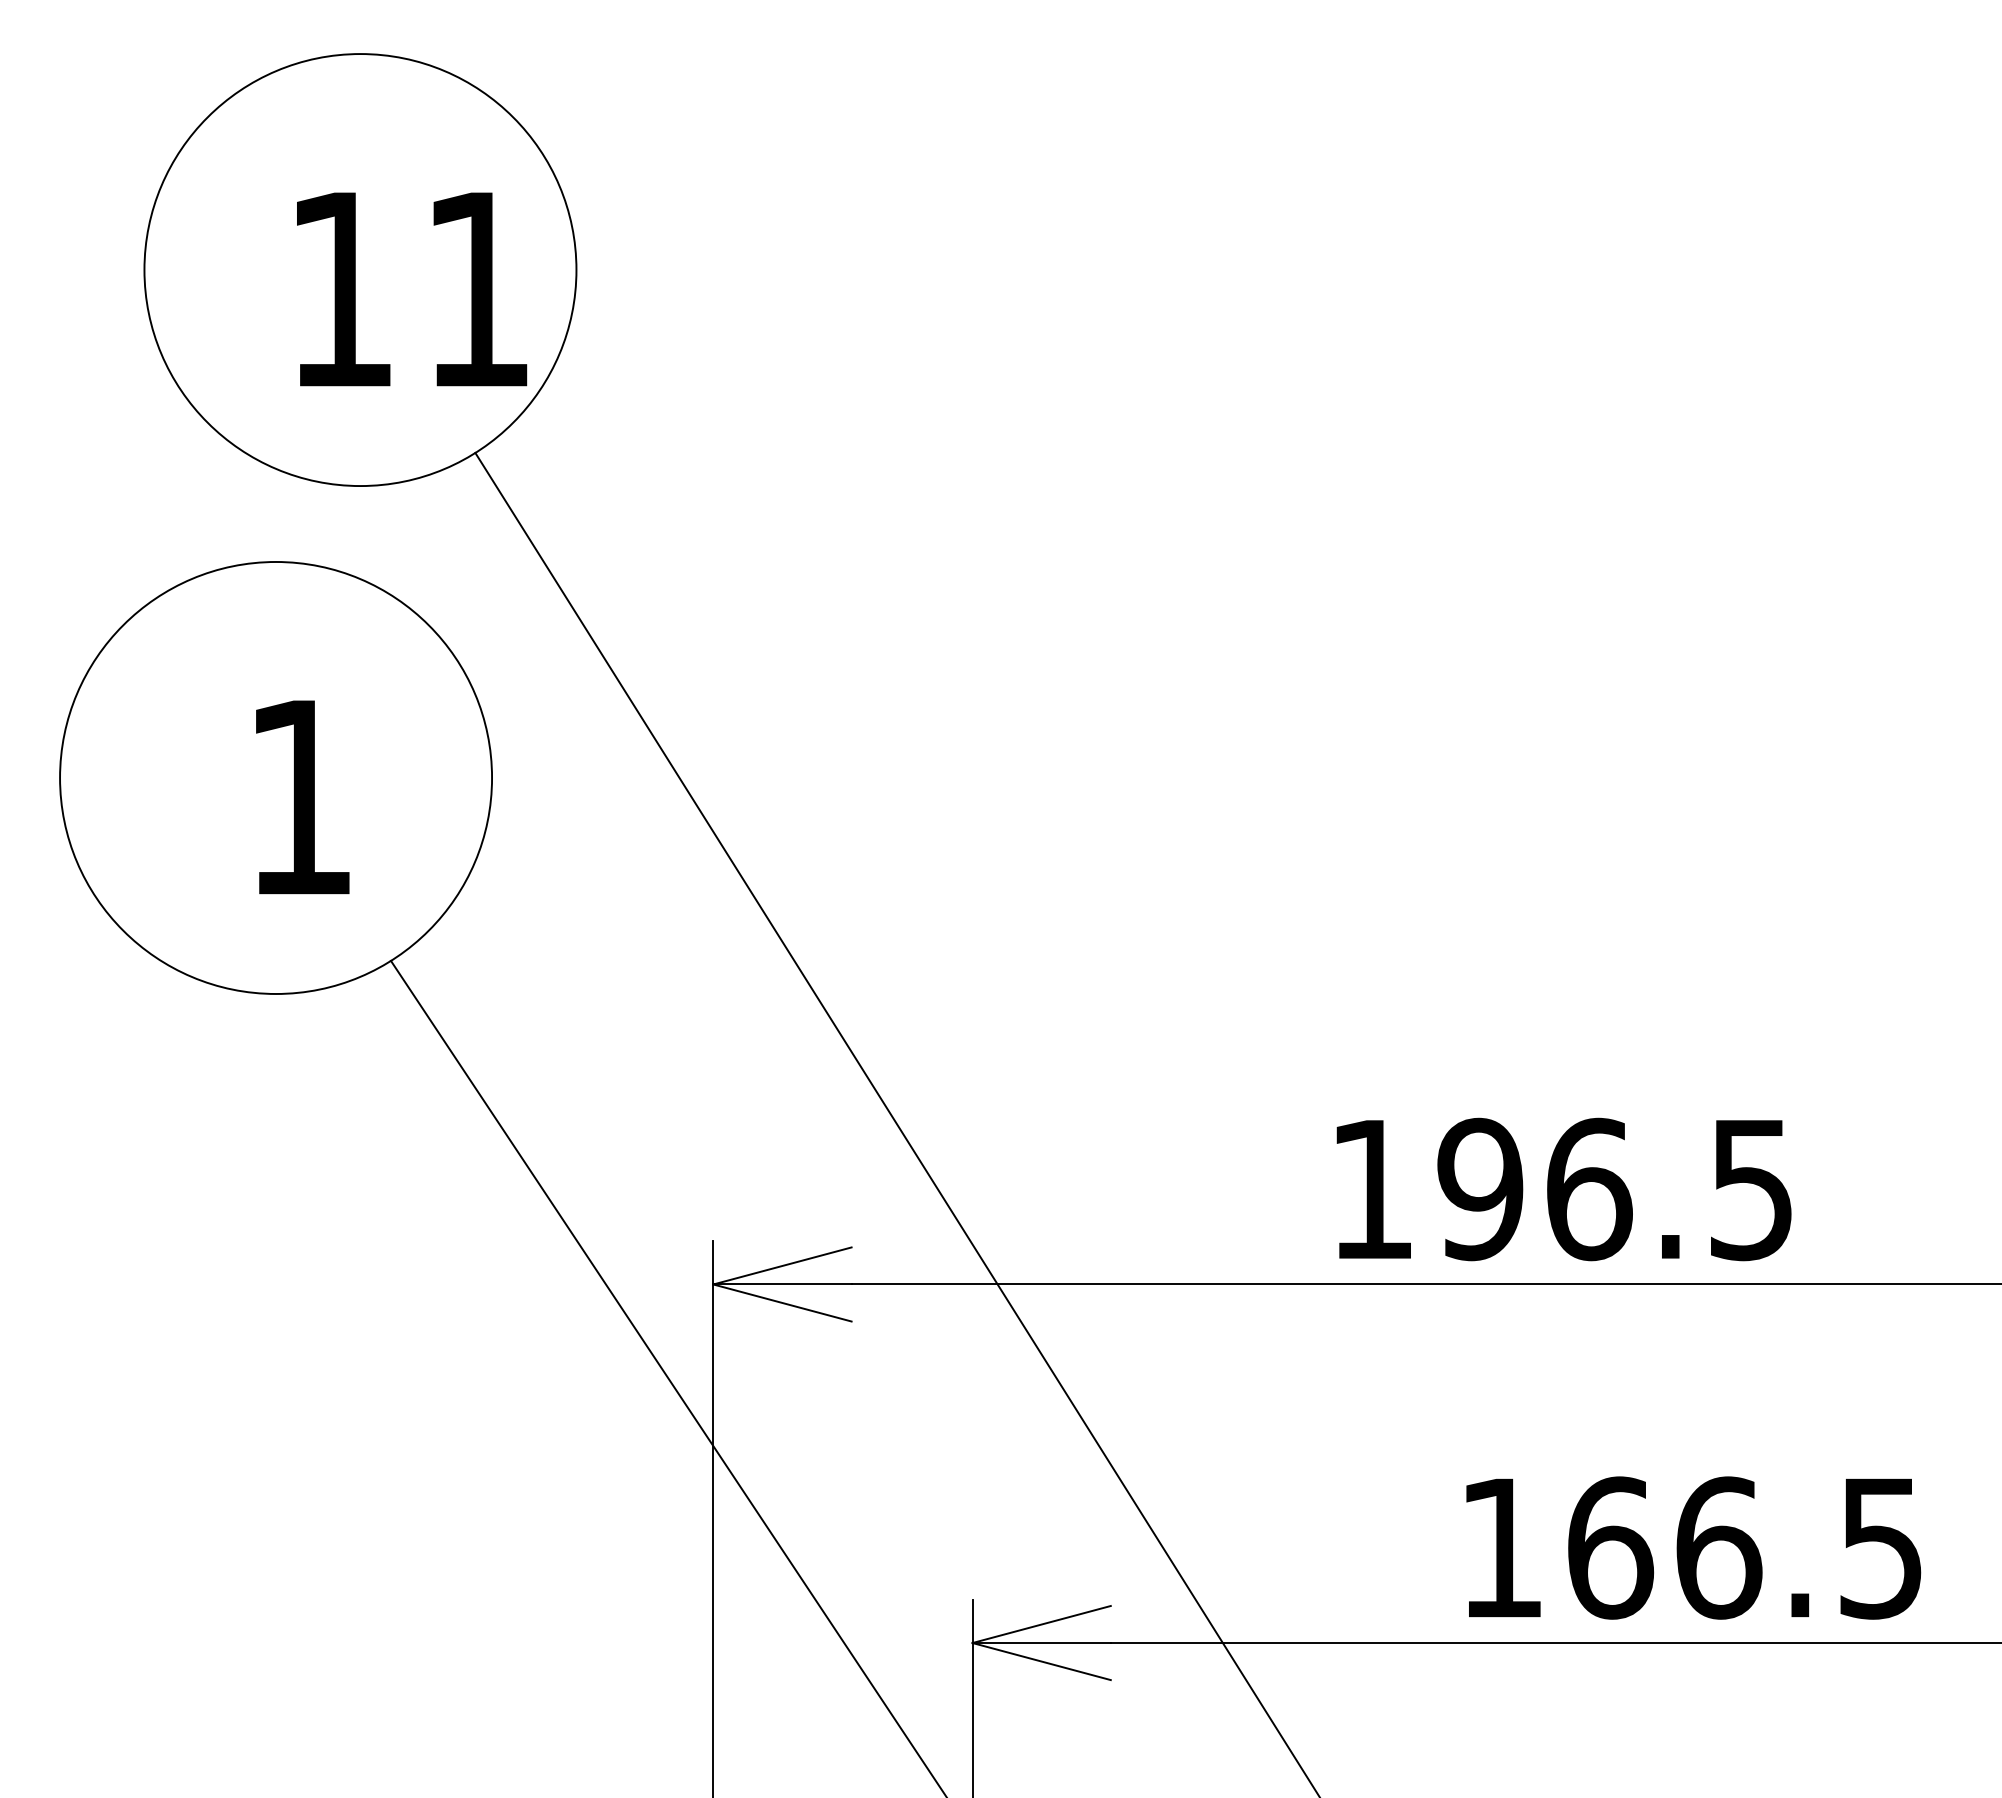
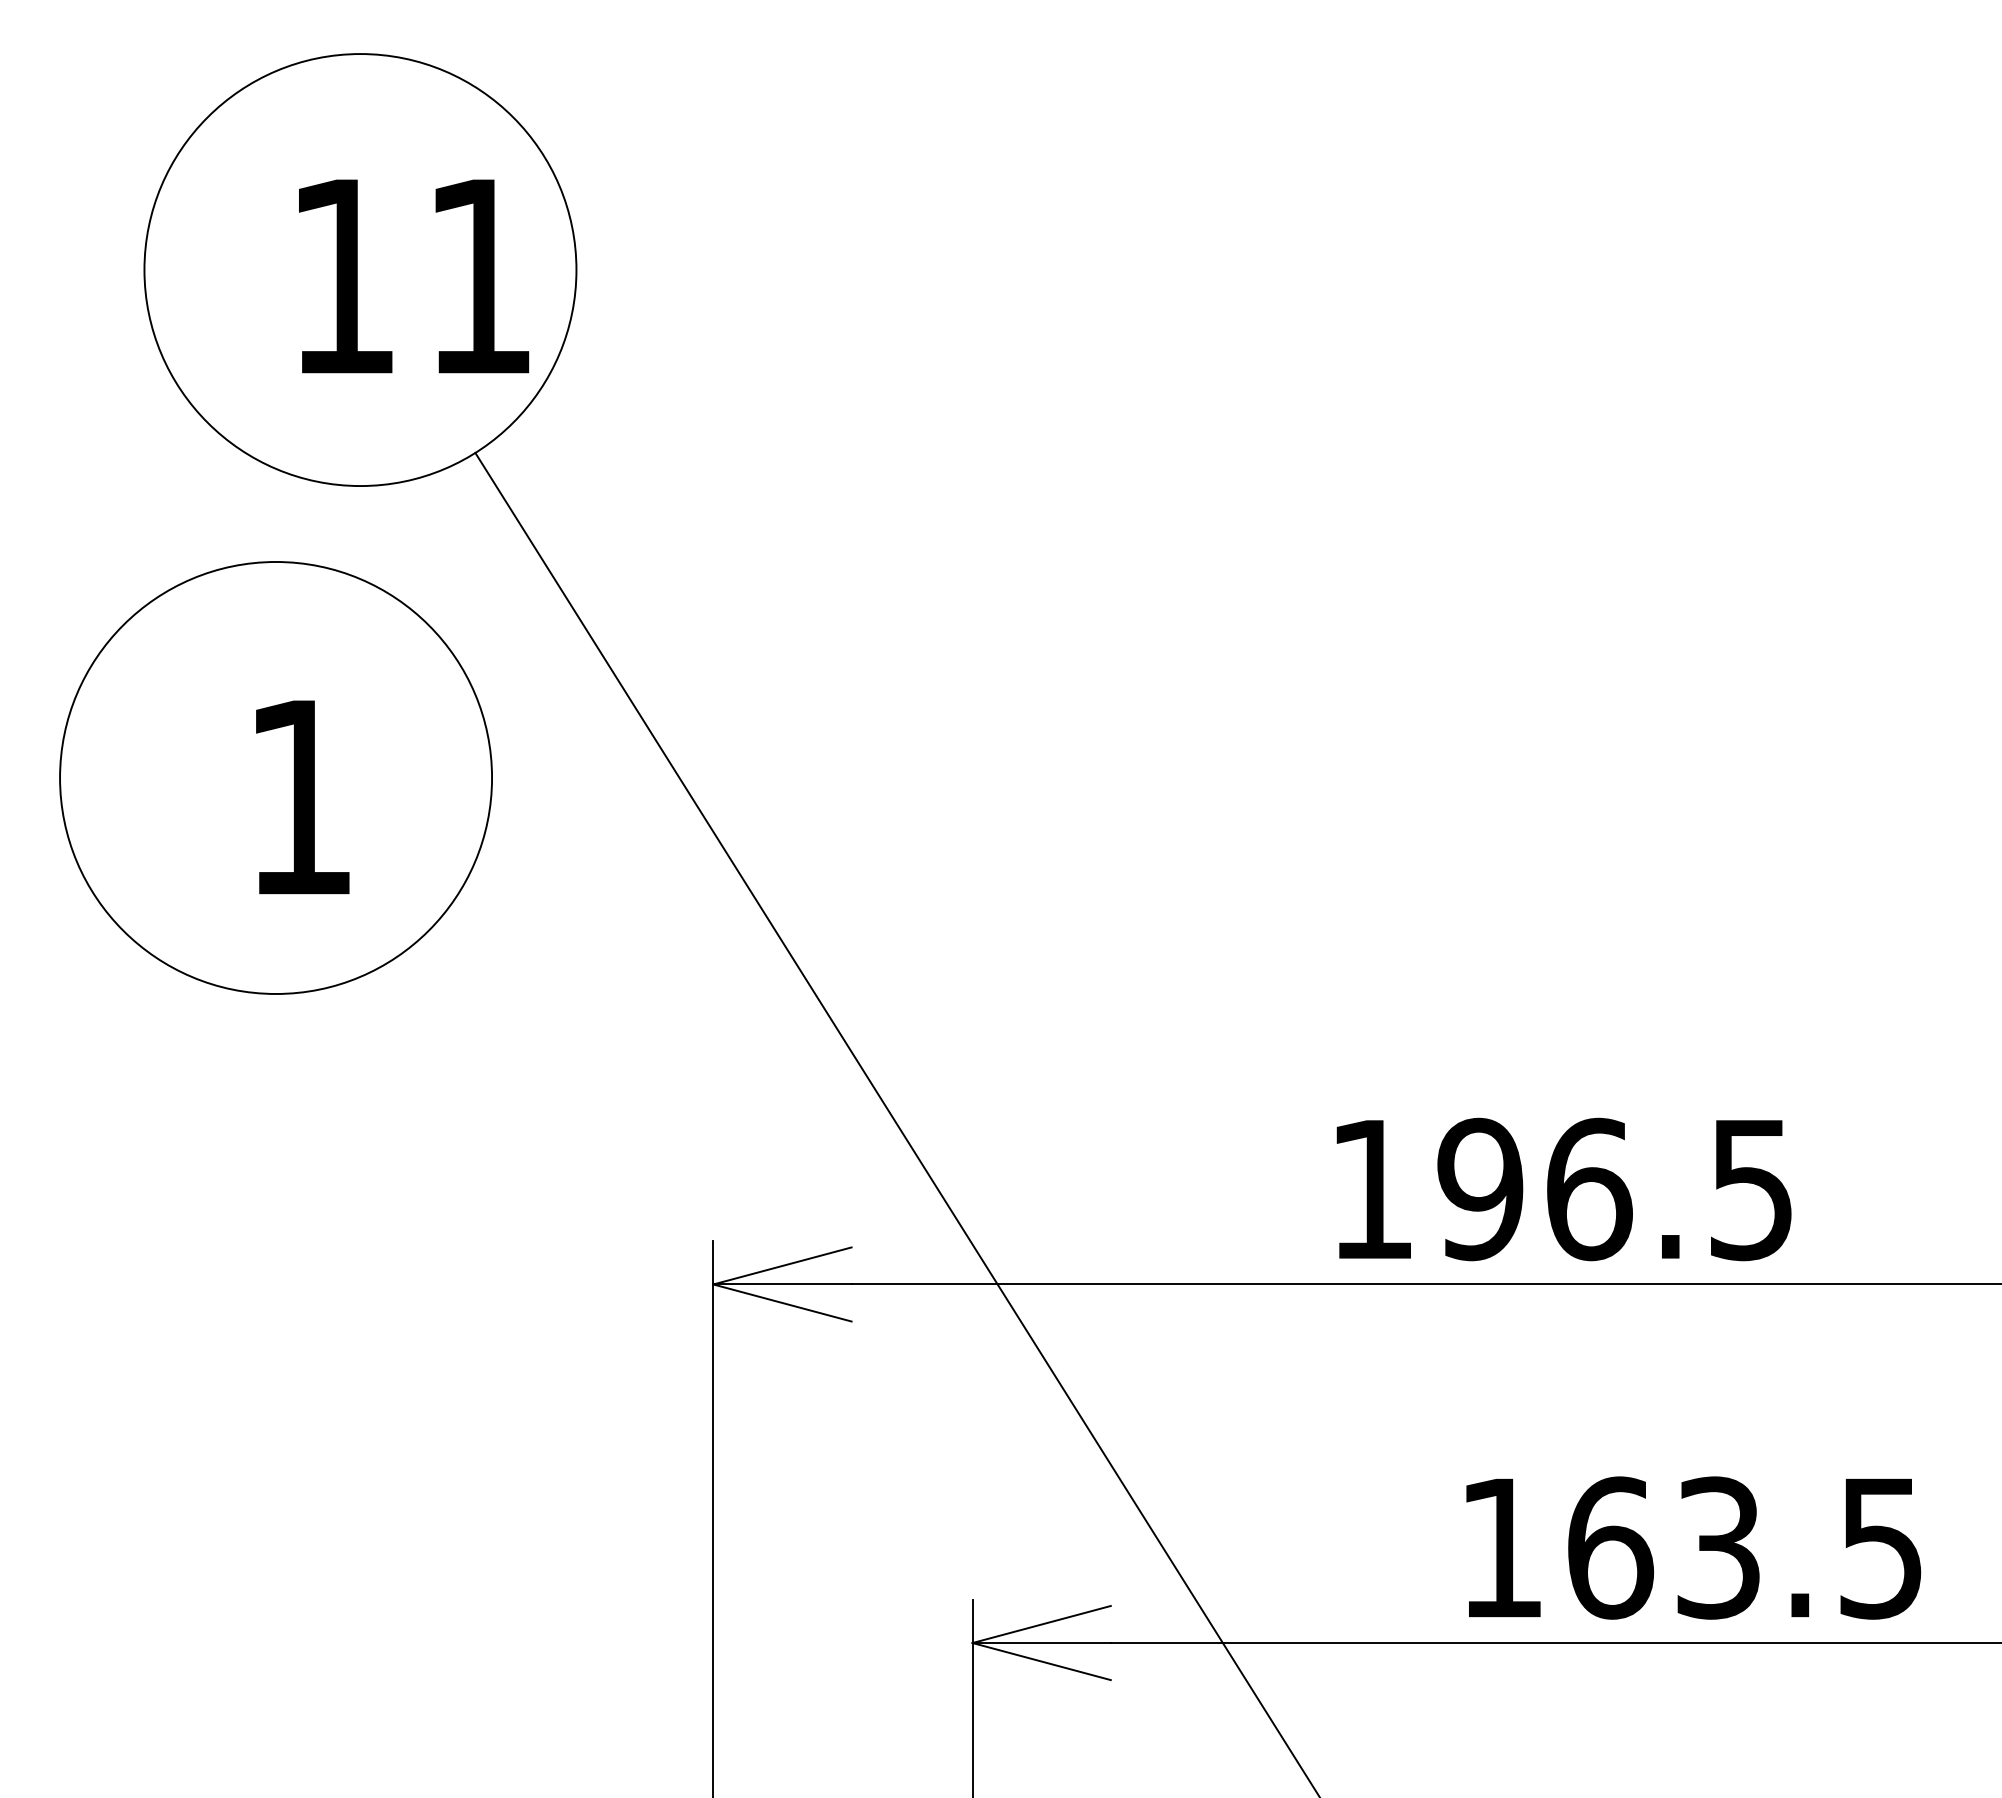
text position: (412, 289) -> (414, 276) (414, 276)
line: present -> none (667, 1377)
text: 166.5 -> 163.5 (1719, 1547)
